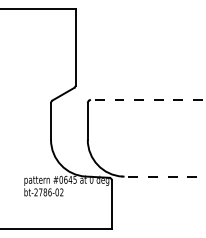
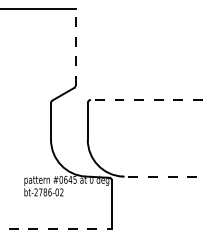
line: solid -> dashed (75, 47)
line: solid -> dashed (56, 229)
